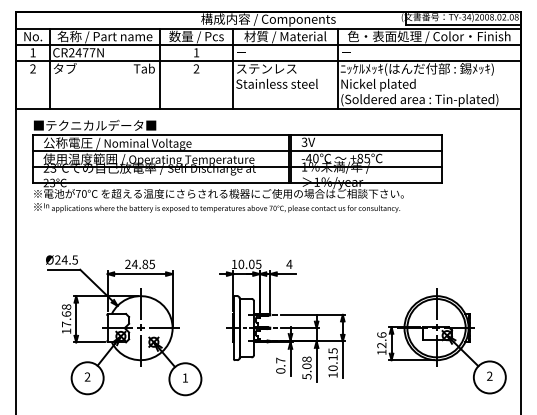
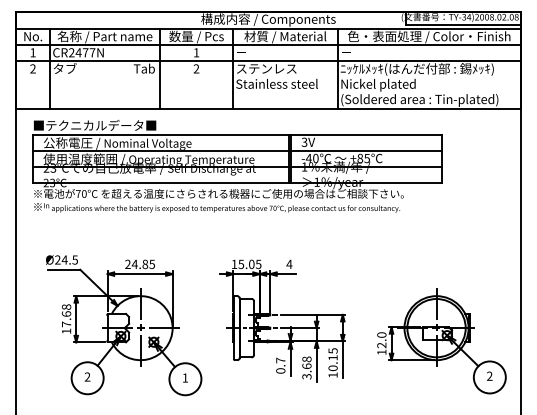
text: 10.05 -> 15.05 (241, 263)
text: 12.6 -> 12.0 (381, 334)
text: 5.08 -> 3.68 (306, 371)
